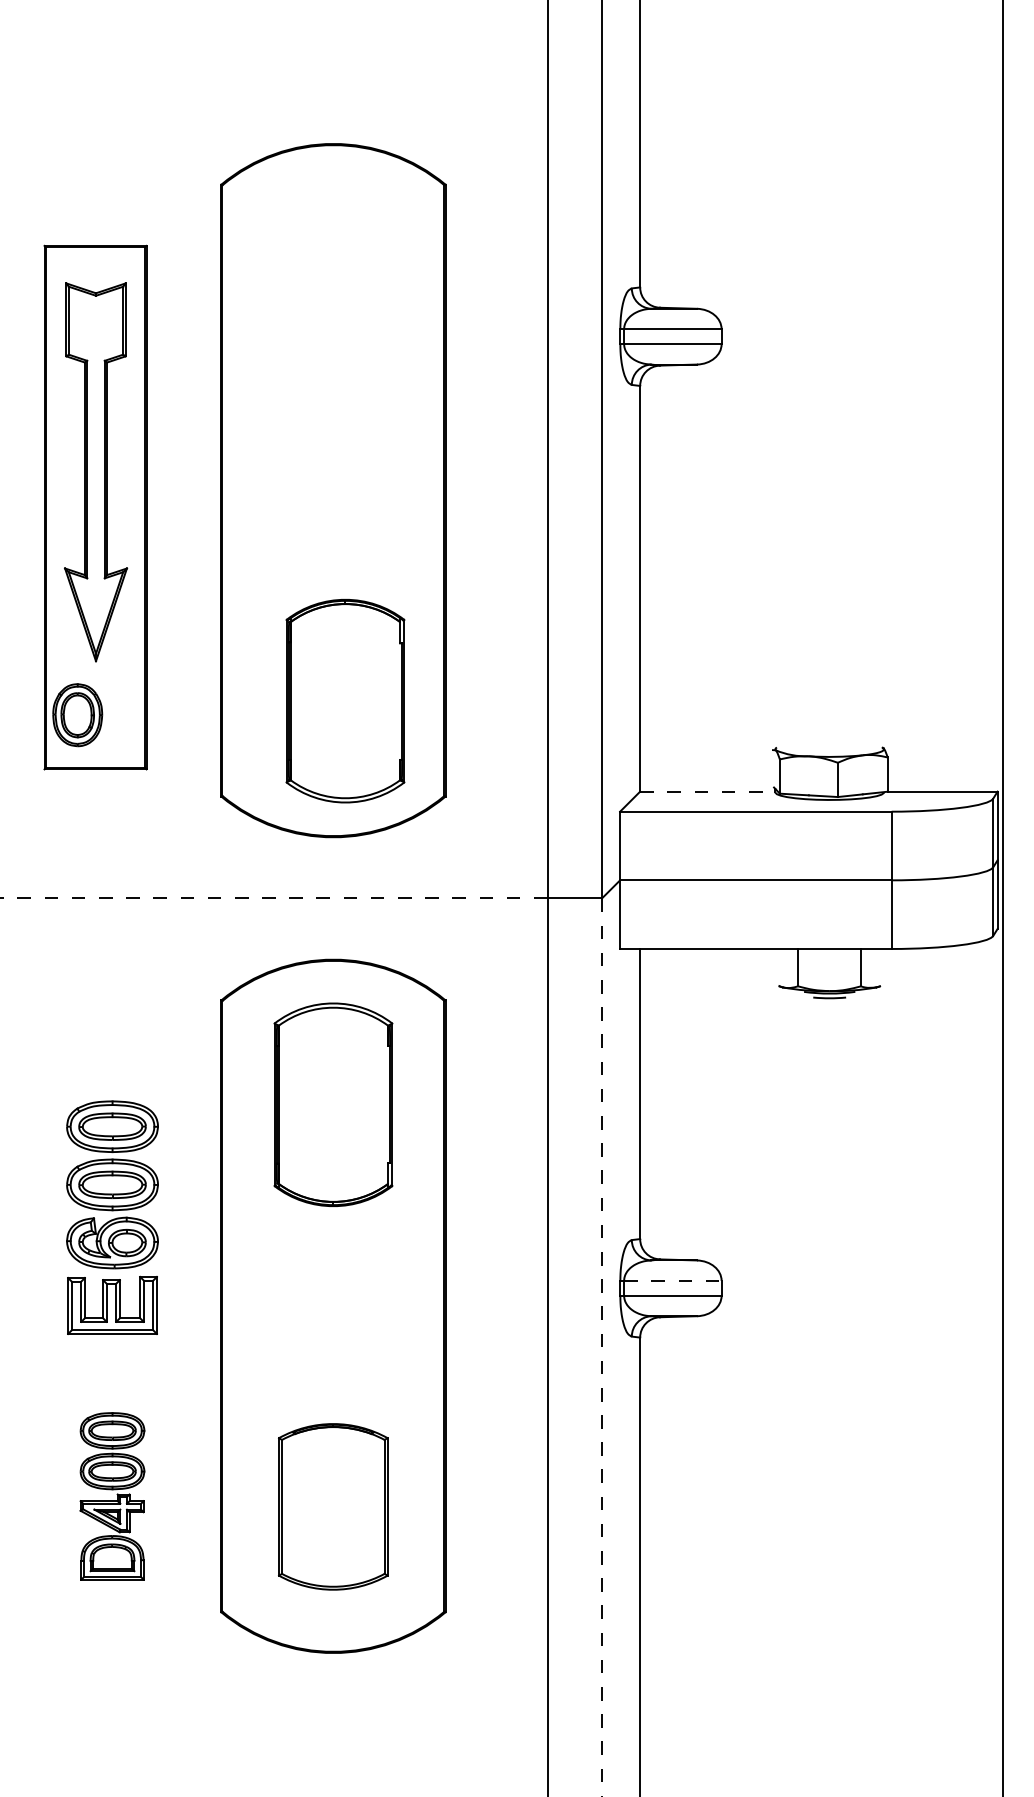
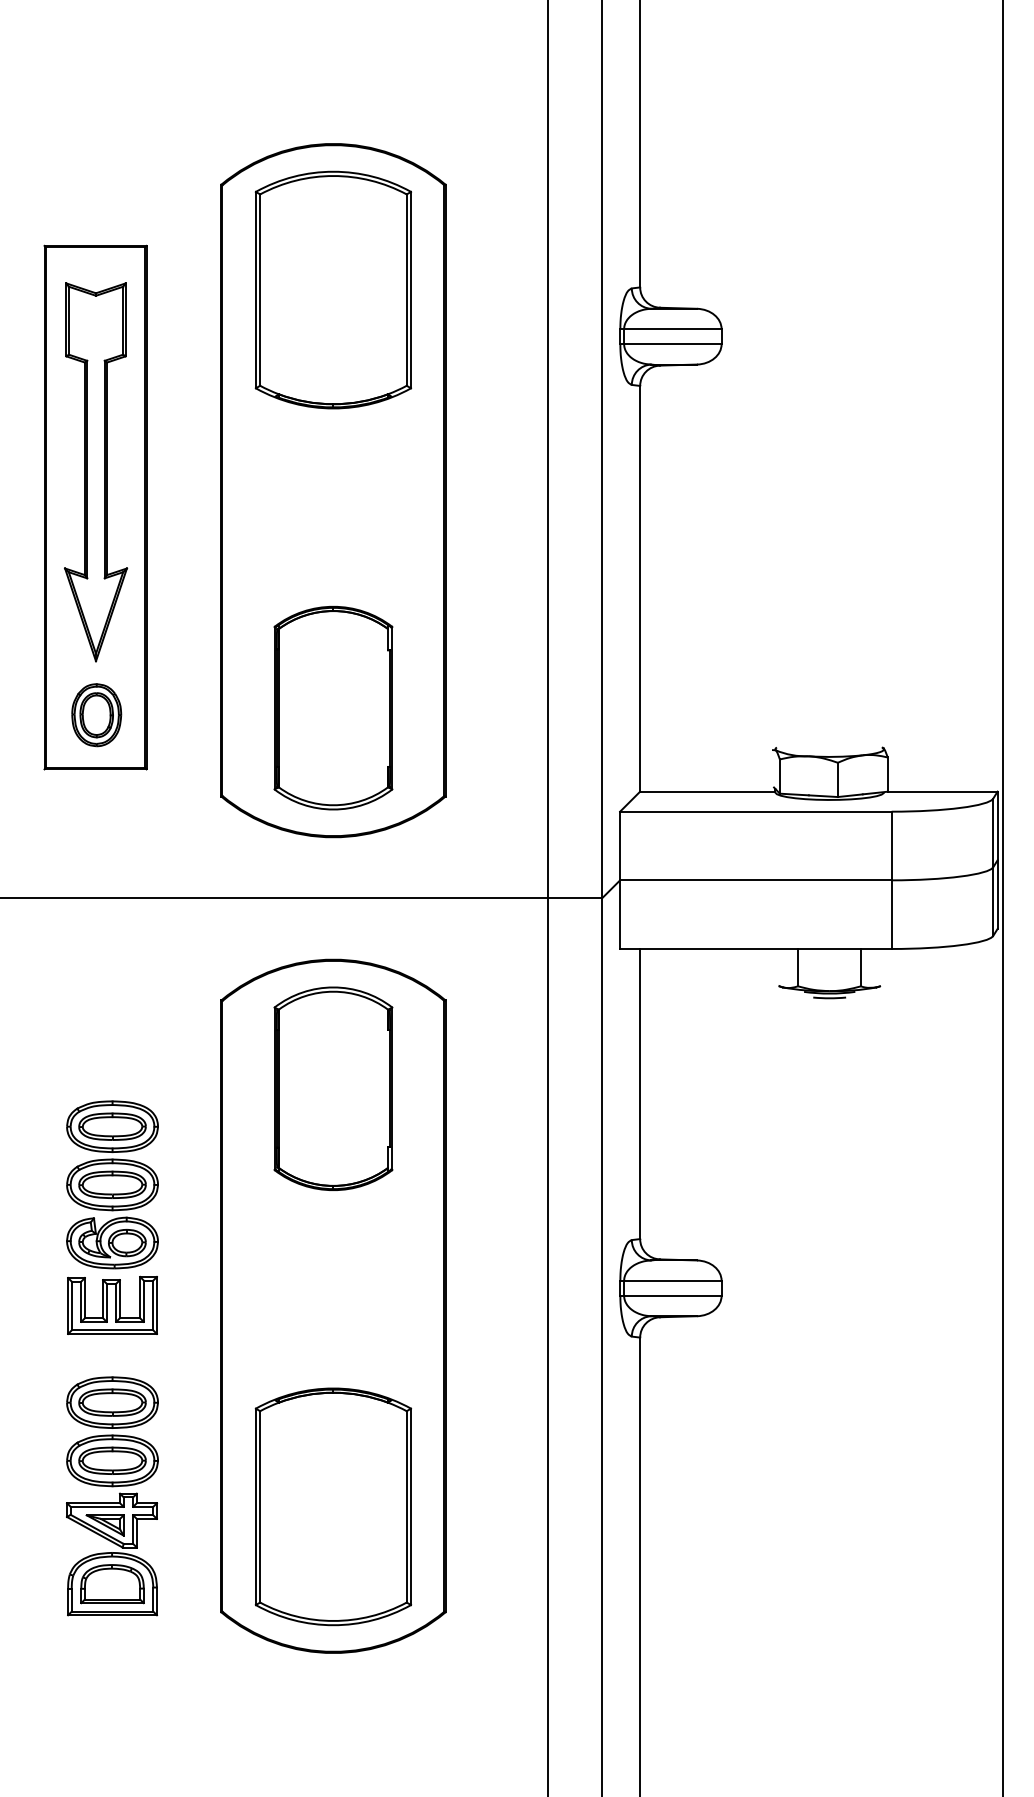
part: none -> present (332, 289)
part position: (345, 701) -> (333, 708) (333, 708)
part position: (77, 715) -> (96, 715) (96, 715)
line: dashed -> solid (707, 791)
line: dashed -> solid (273, 898)
part position: (333, 1104) -> (333, 1088) (333, 1088)
line: dashed -> solid (672, 1280)
line: dashed -> solid (601, 1347)
part size: 67x169 px -> 93x241 px (112, 1496)
part size: 111x168 px -> 158x240 px (332, 1506)
